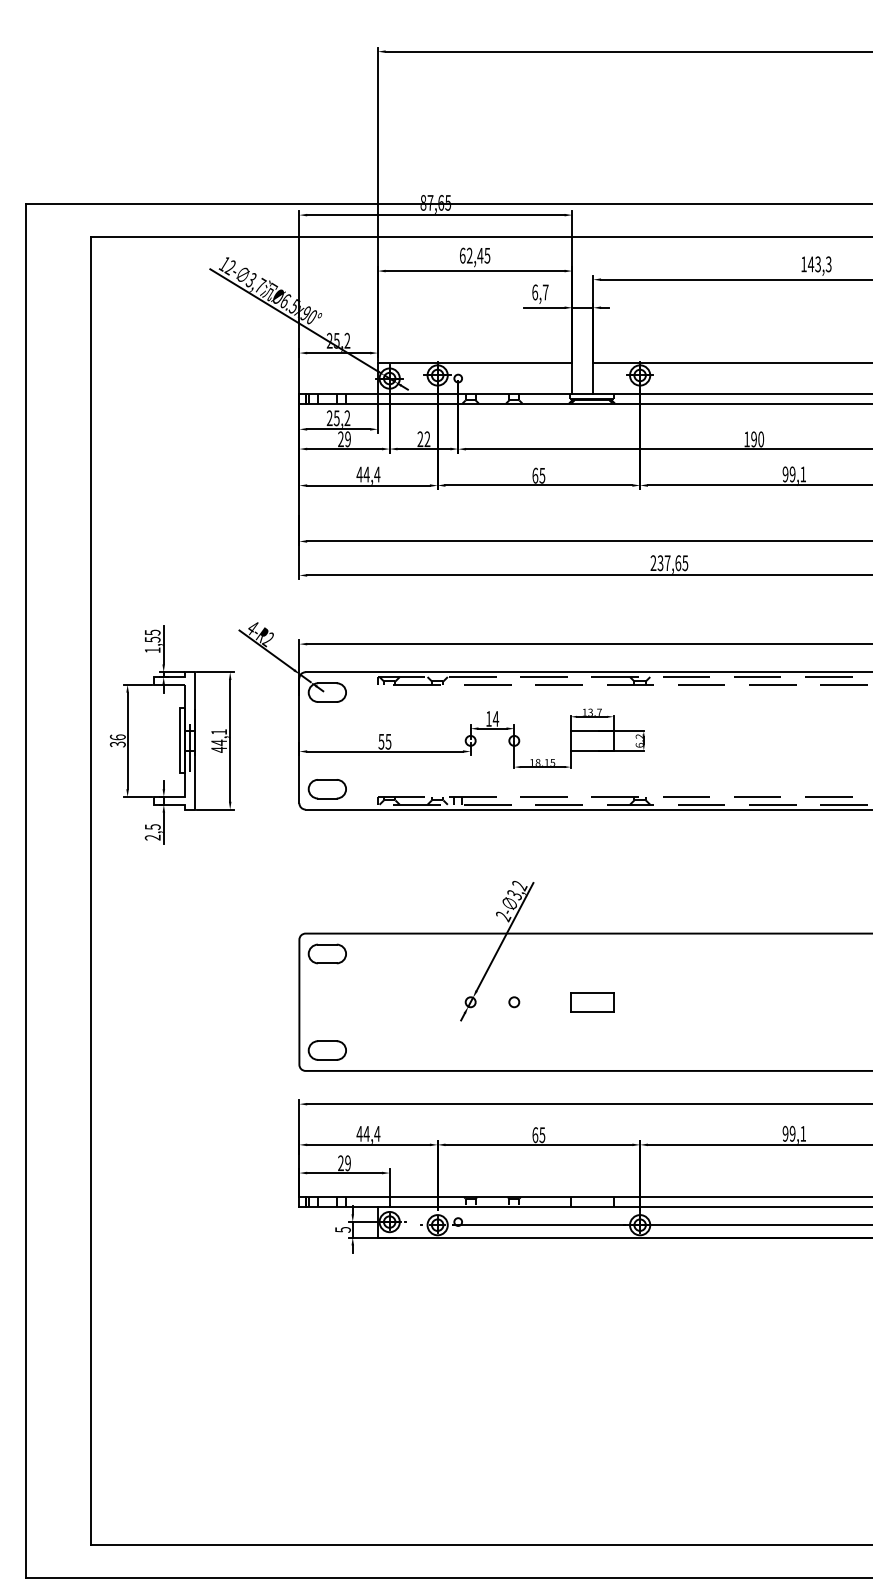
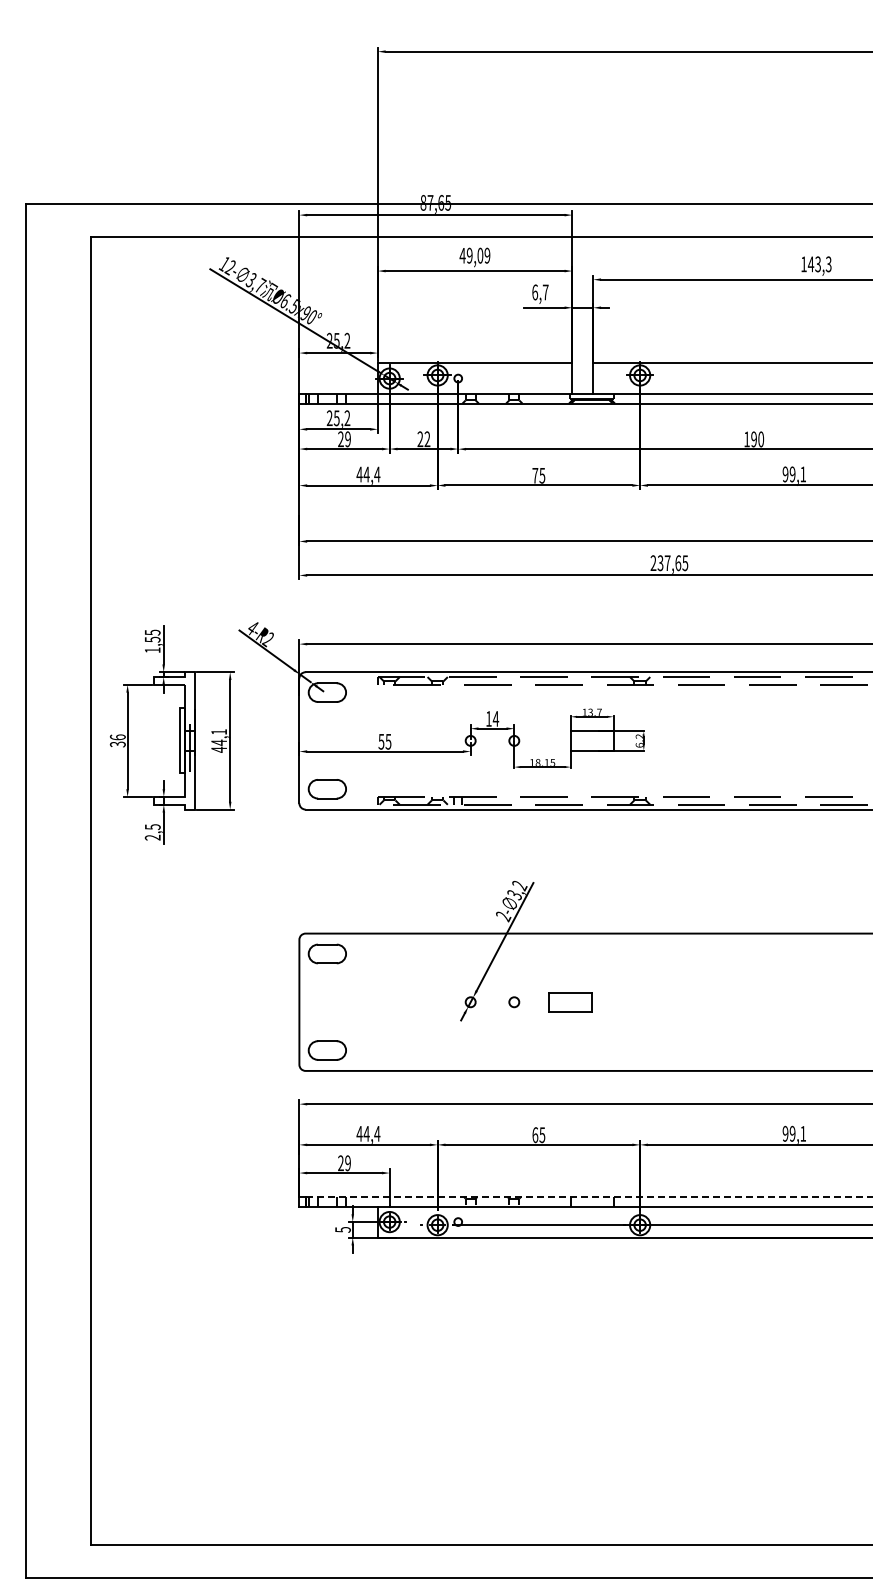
text: 62,45 -> 49,09 (474, 255)
text: 65 -> 75 (535, 475)
part position: (592, 1002) -> (570, 1002) (570, 1002)
line: solid -> dashed (589, 1197)
